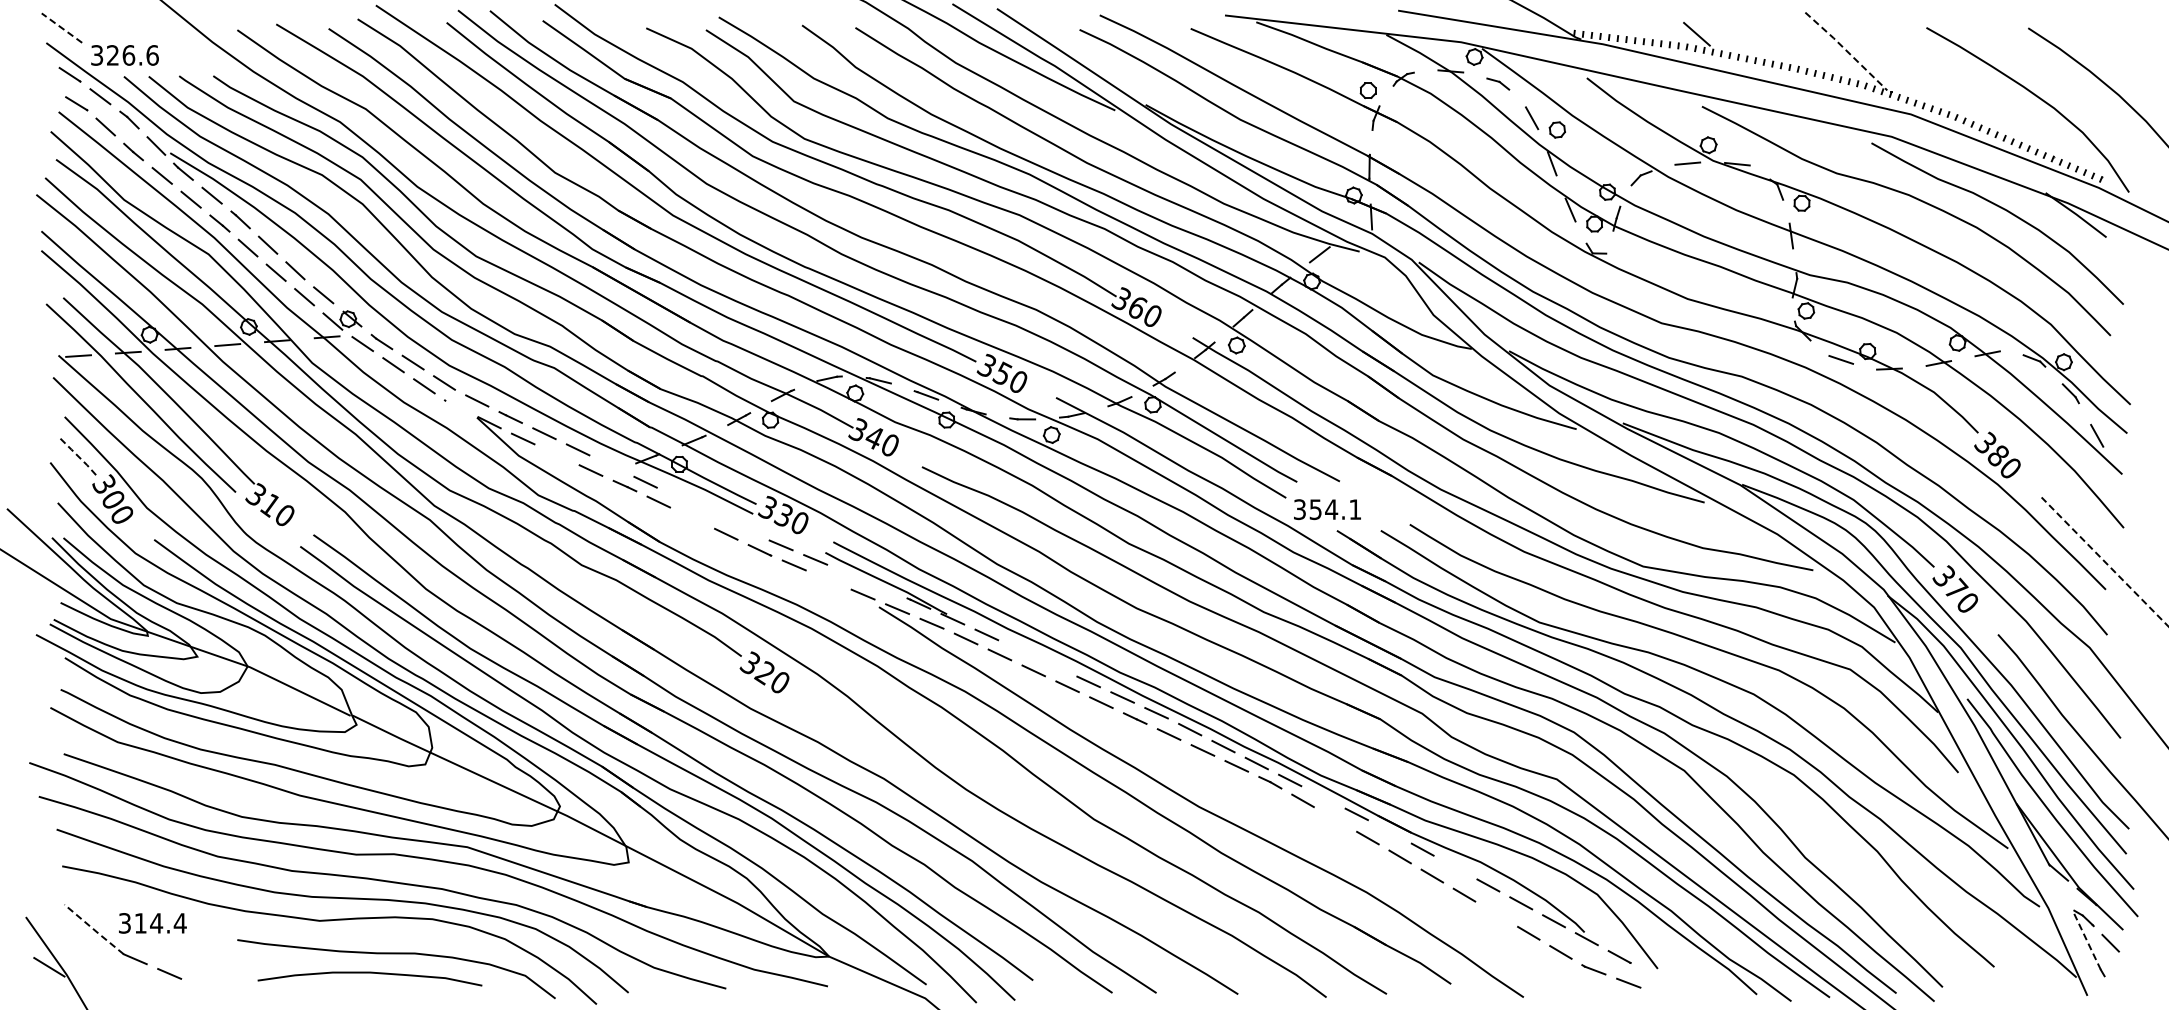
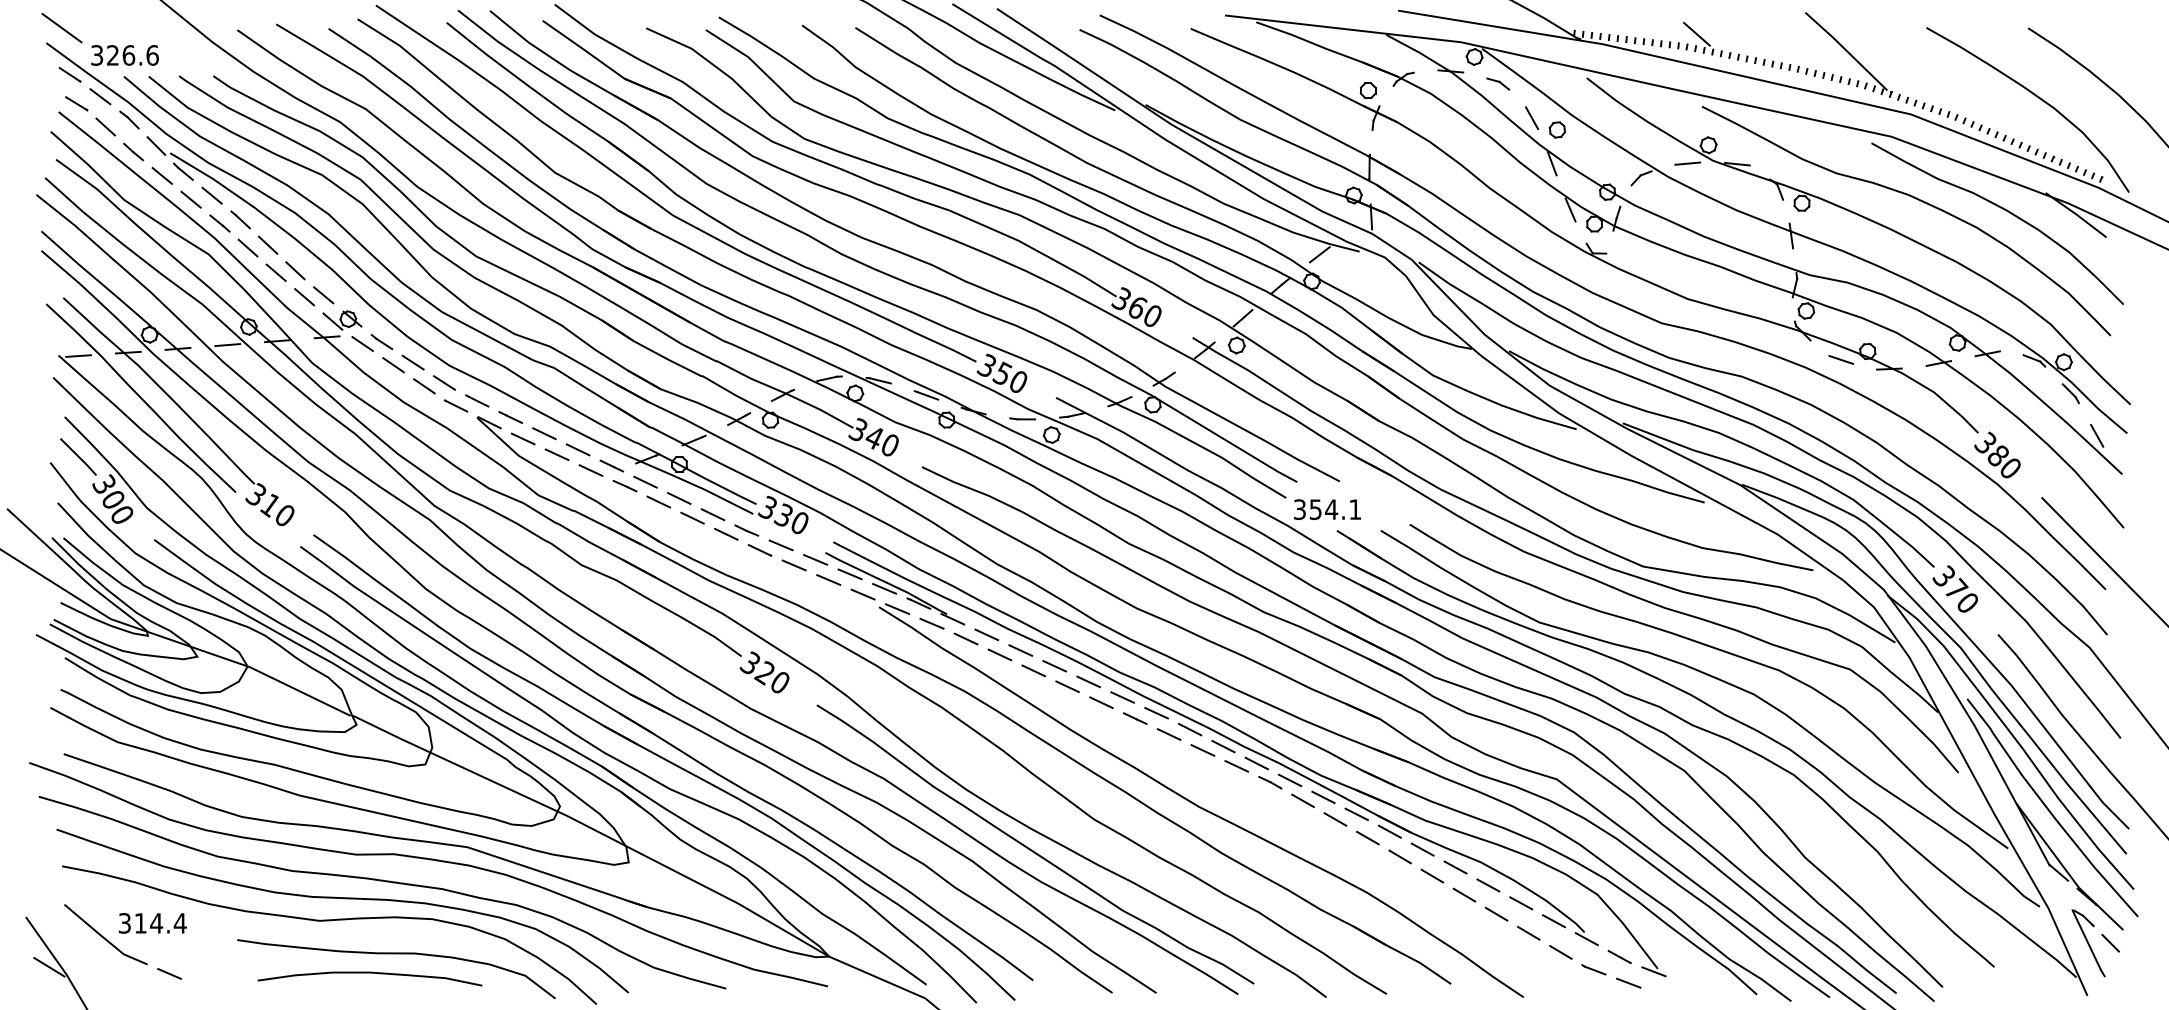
line: dashed -> solid (61, 27)
line: dashed -> solid (1846, 51)
line: none -> present (456, 405)
line: none -> present (556, 454)
line: dashed -> solid (78, 457)
line: none -> present (611, 465)
line: none -> present (679, 498)
line: none -> present (712, 514)
line: none -> present (692, 517)
line: none -> present (746, 530)
line: dashed -> solid (2104, 561)
line: none -> present (849, 574)
line: none -> present (828, 579)
line: none -> present (884, 588)
line: none -> present (1020, 650)
line: none -> present (1054, 666)
line: none -> present (1323, 797)
line: none -> present (1335, 819)
line: none -> present (1389, 831)
curve: none -> present (1033, 850)
line: none -> present (1455, 867)
line: none -> present (1496, 913)
line: dashed -> solid (94, 929)
line: dashed -> solid (2086, 940)
line: none -> present (1653, 971)
